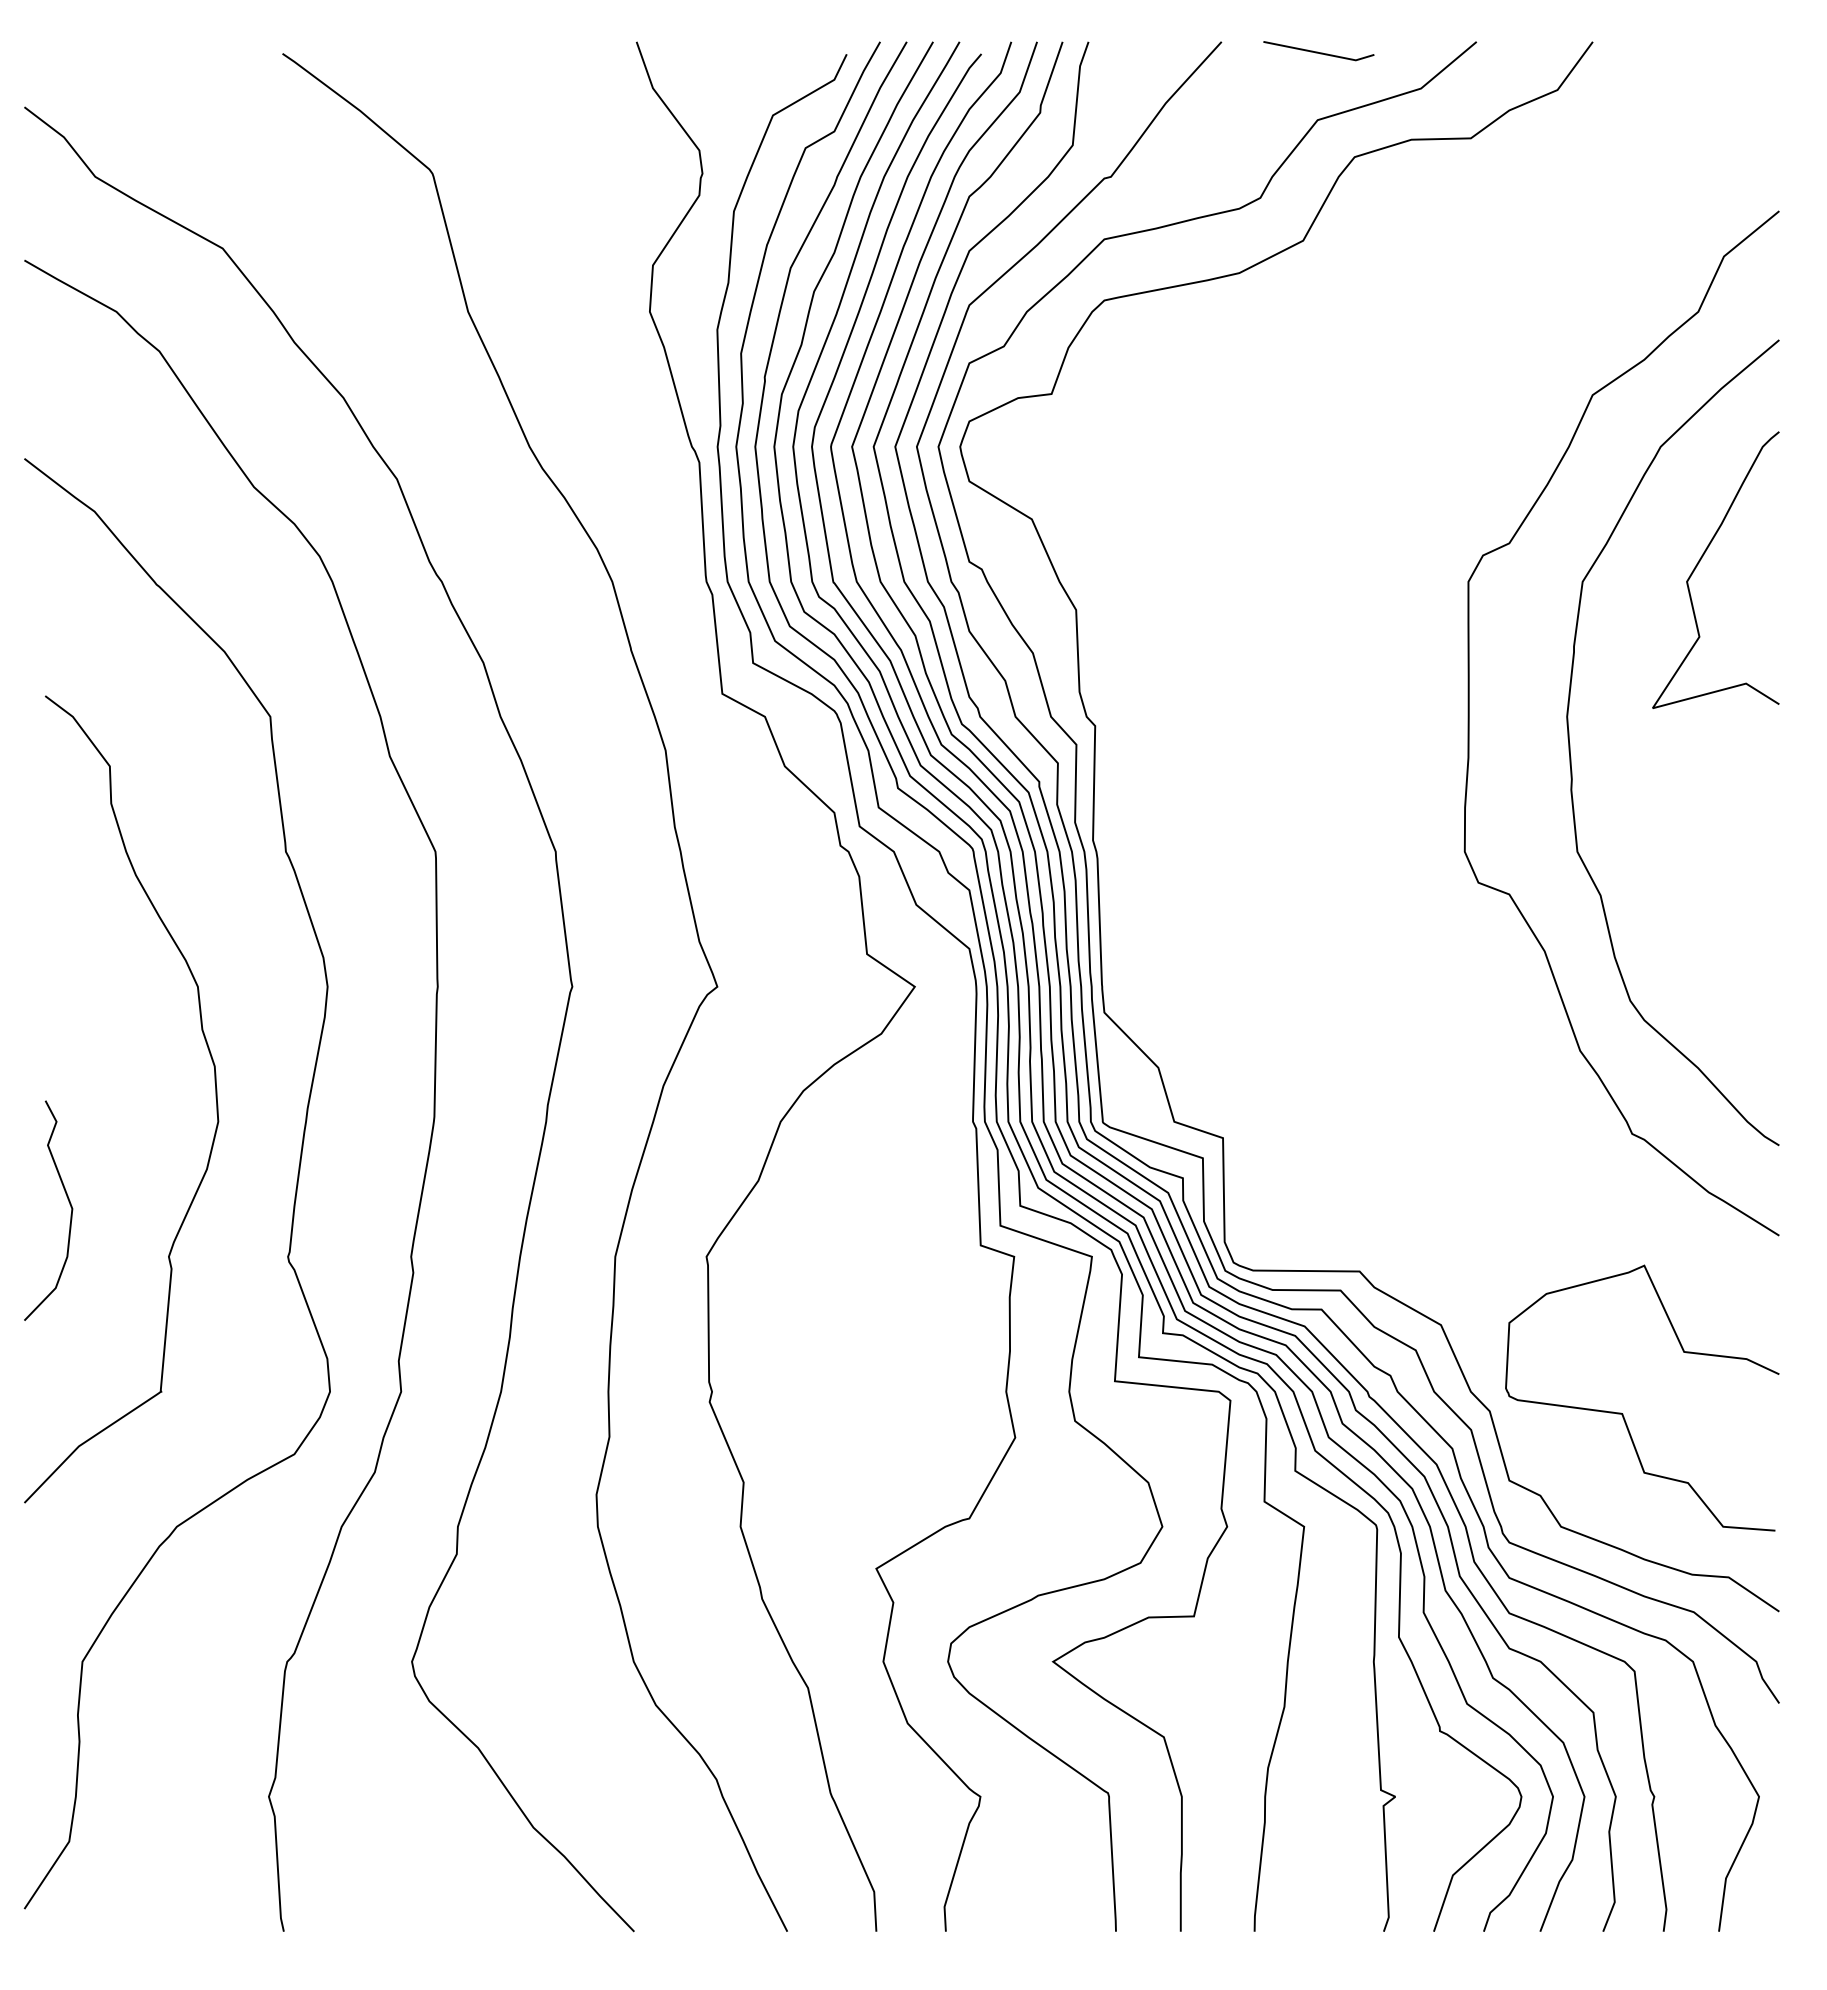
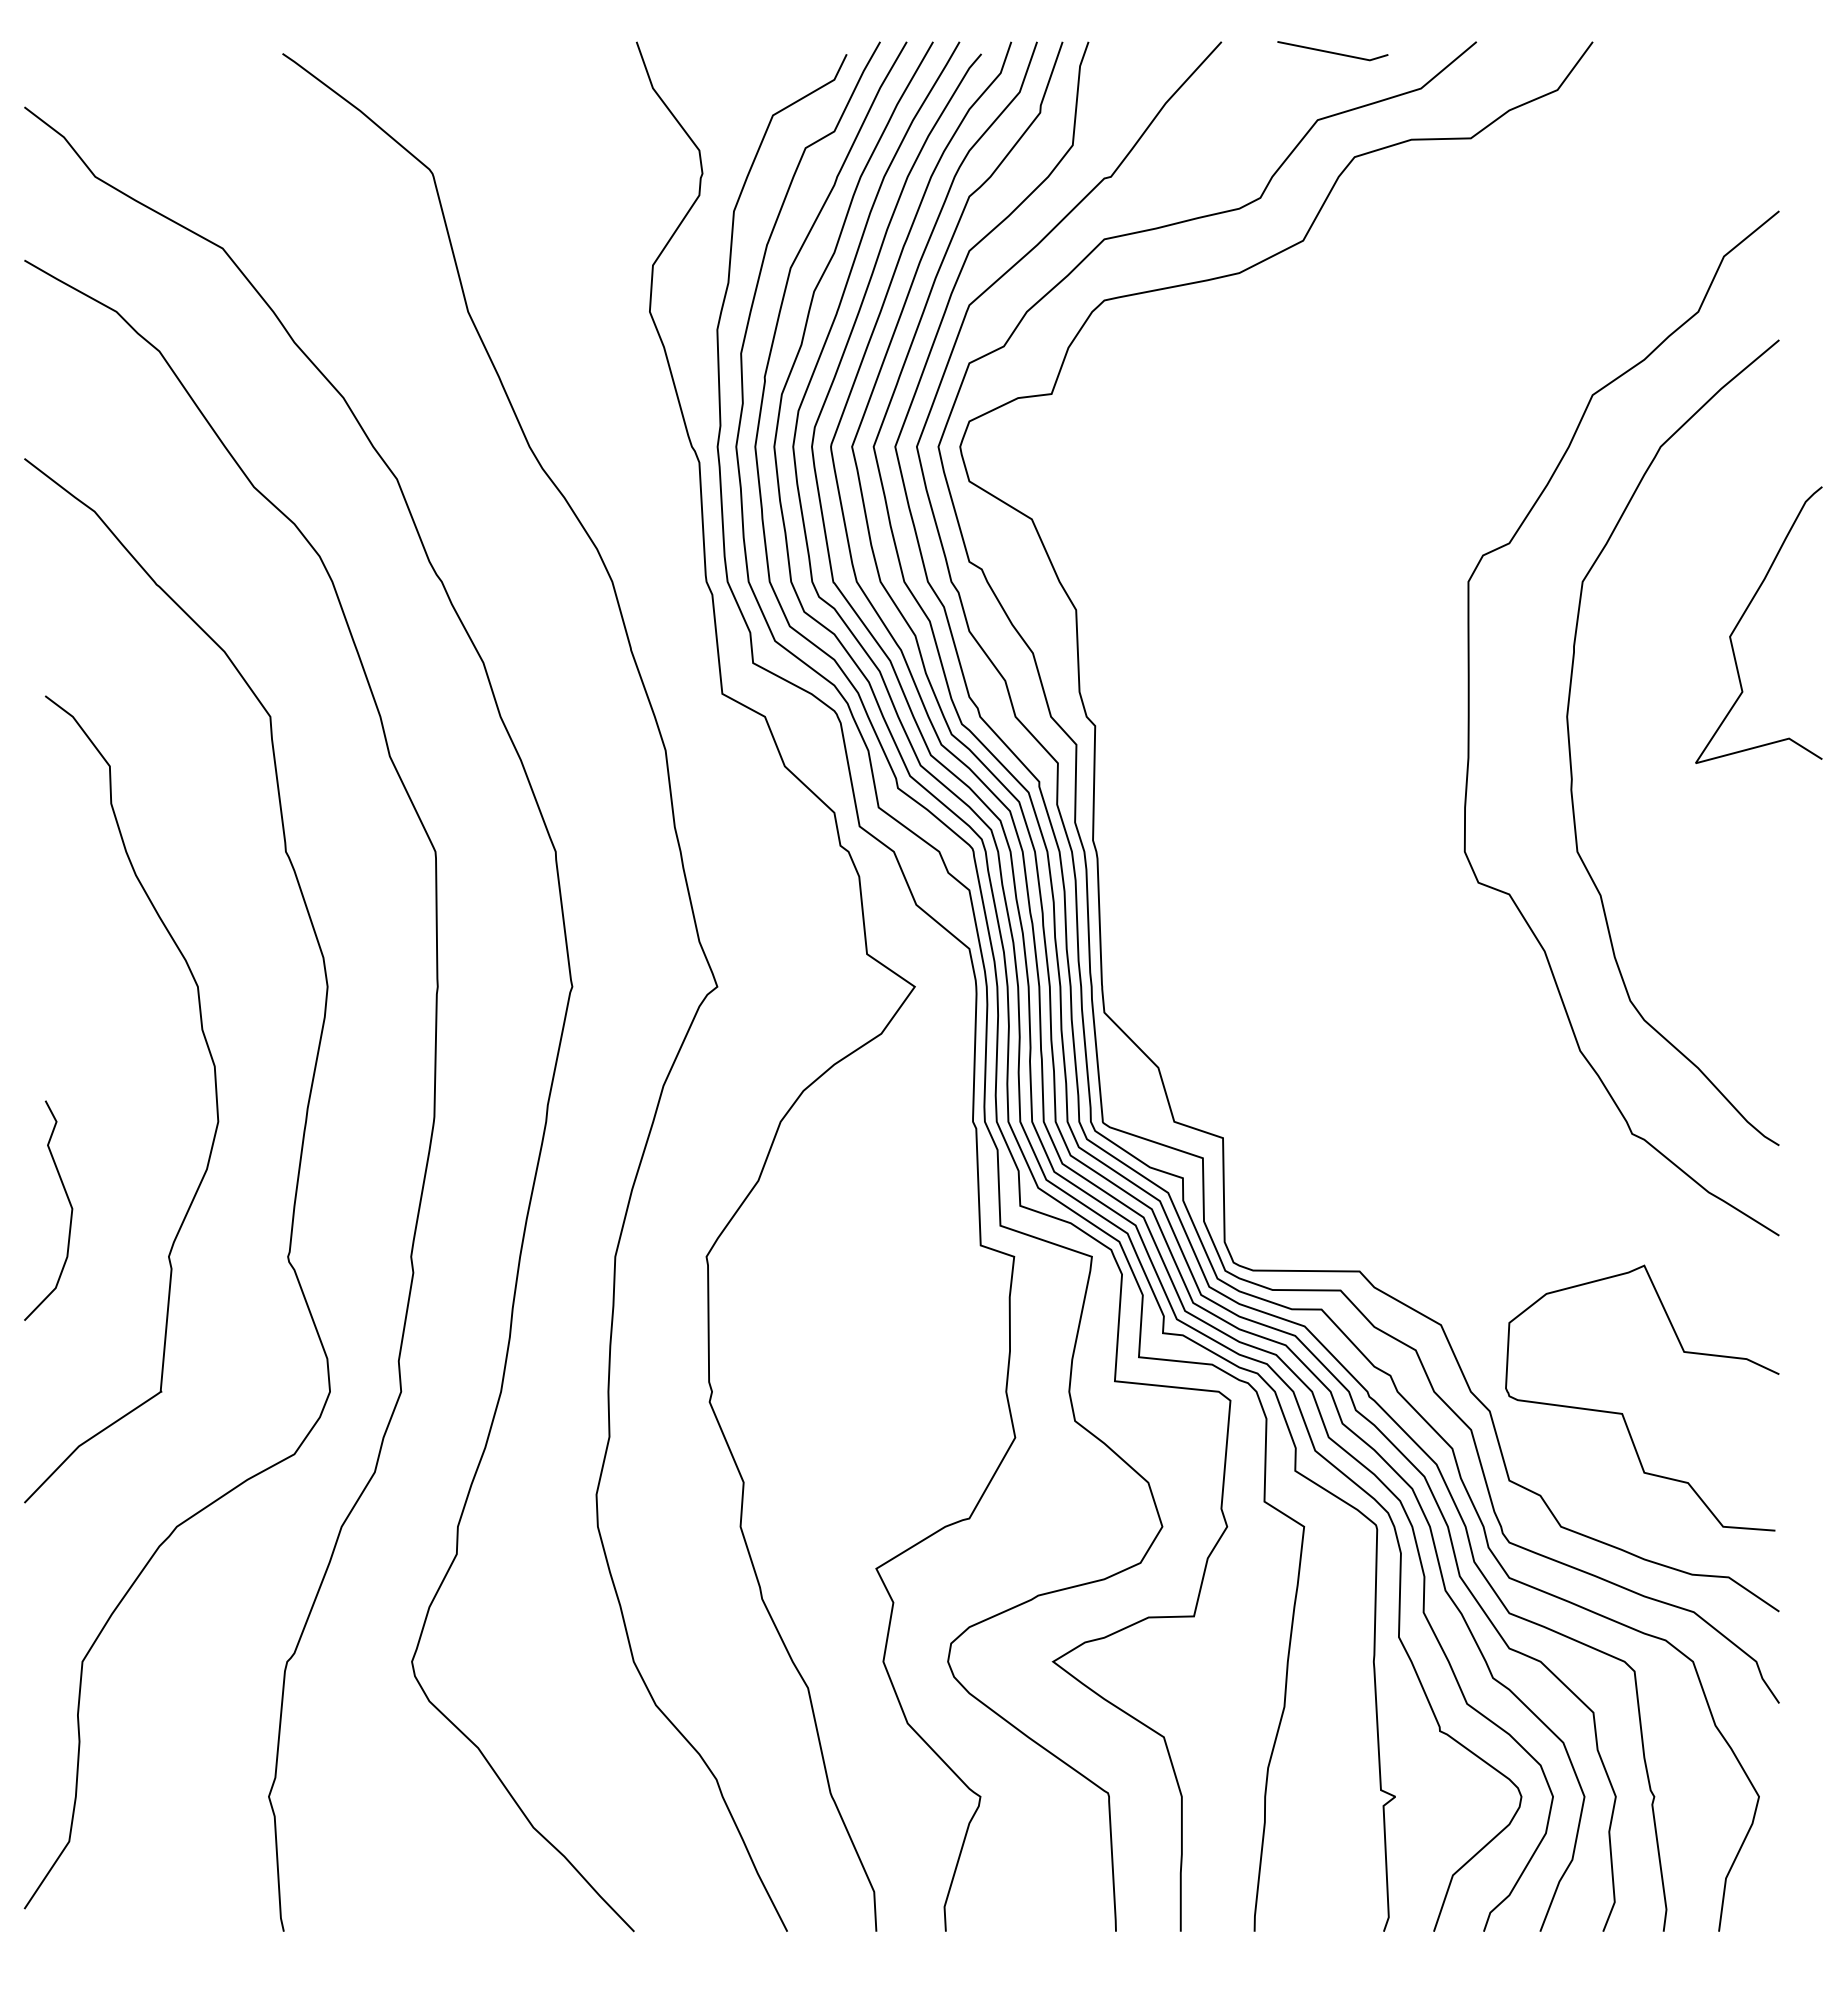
line position: (1317, 51) -> (1331, 51) (1331, 51)
curve position: (1700, 561) -> (1743, 616) (1743, 616)
